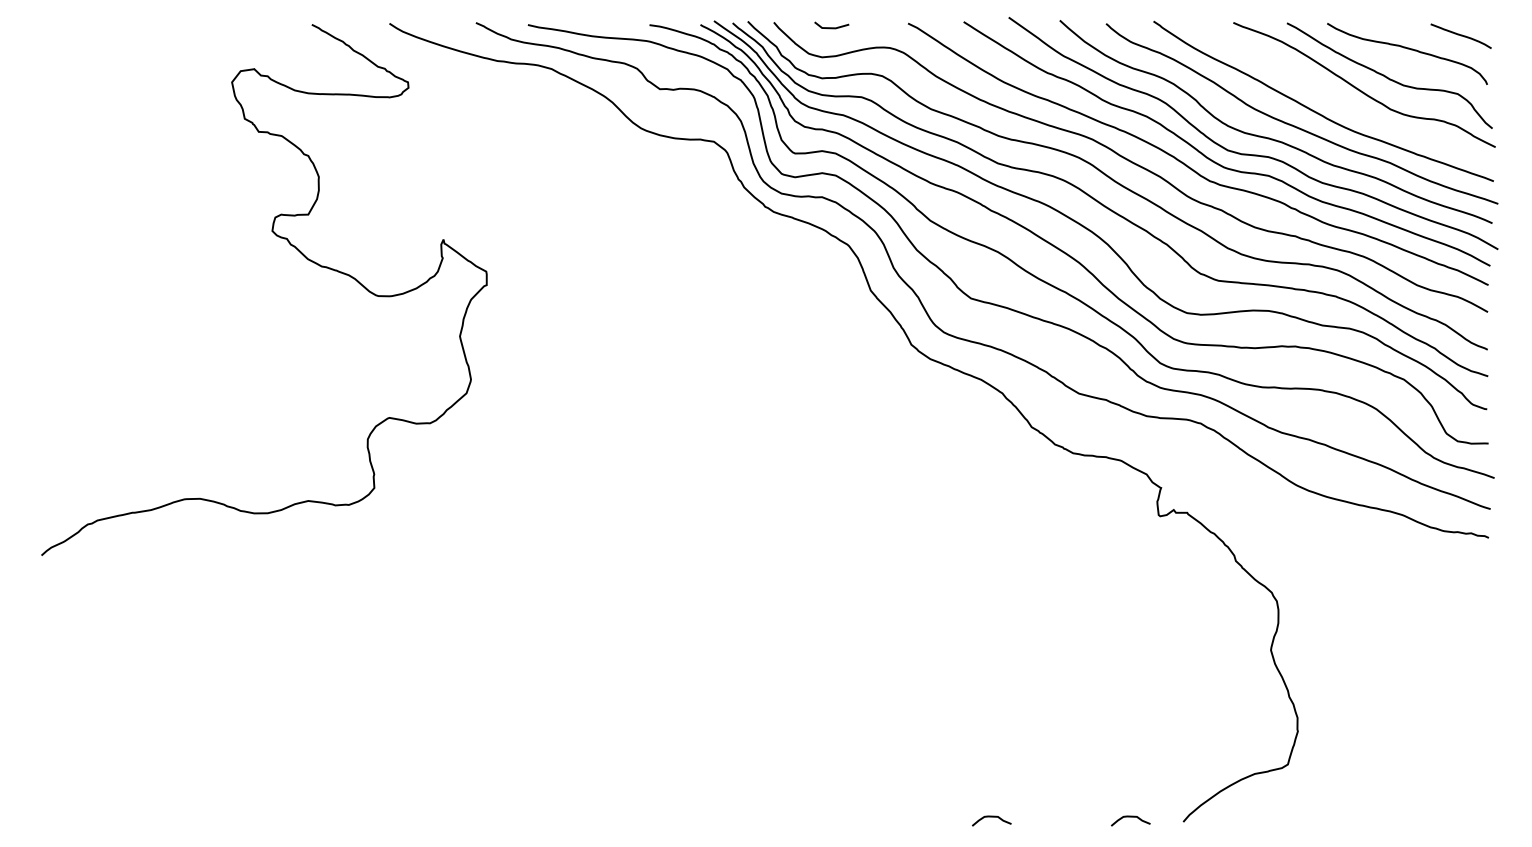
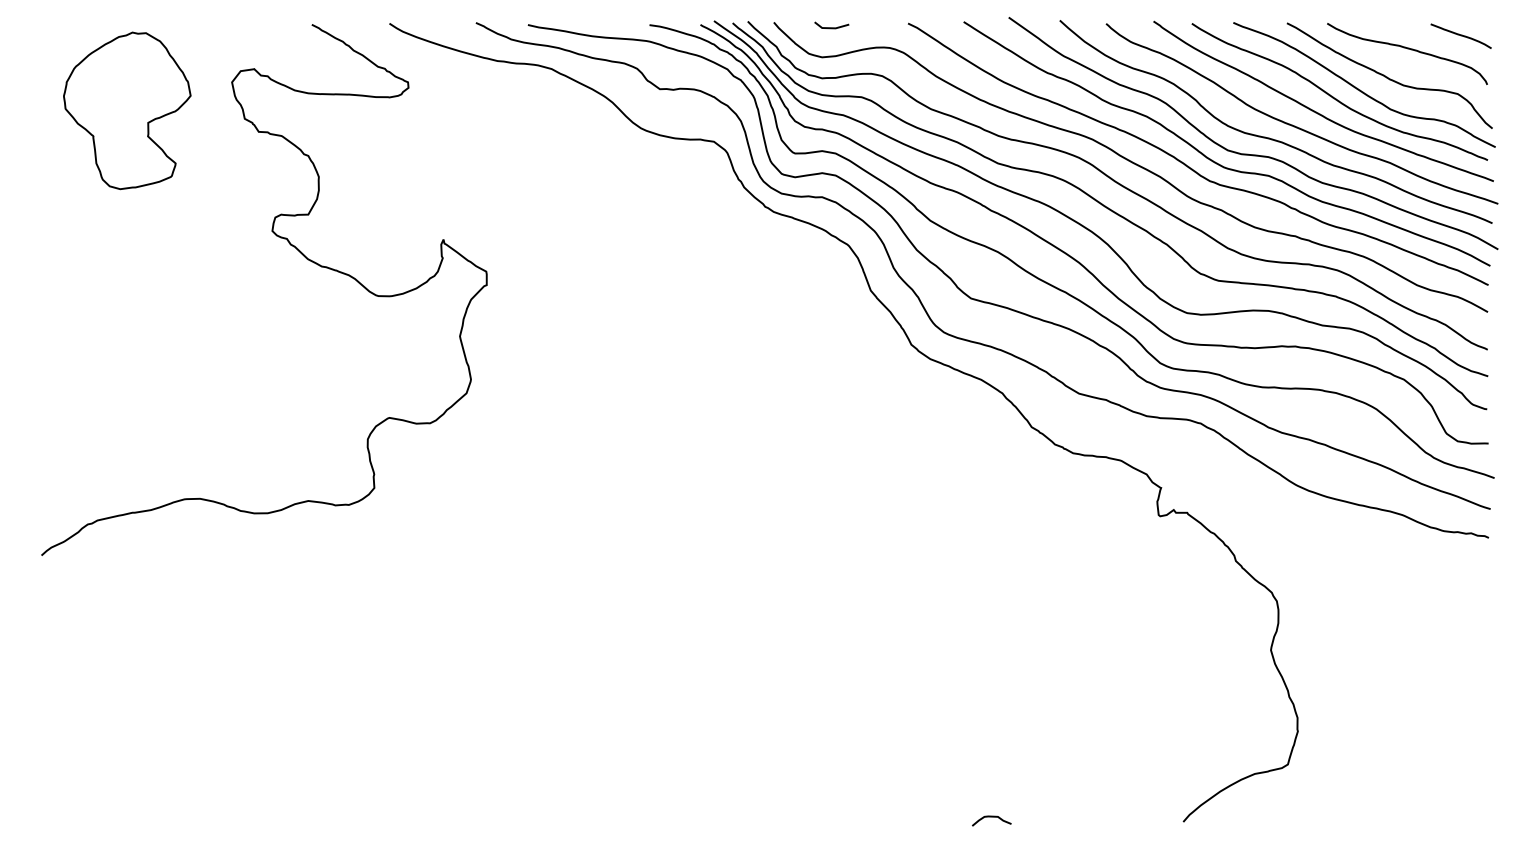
curve: none -> present (1336, 98)
part: none -> present (127, 110)
curve: present -> none (1130, 817)
